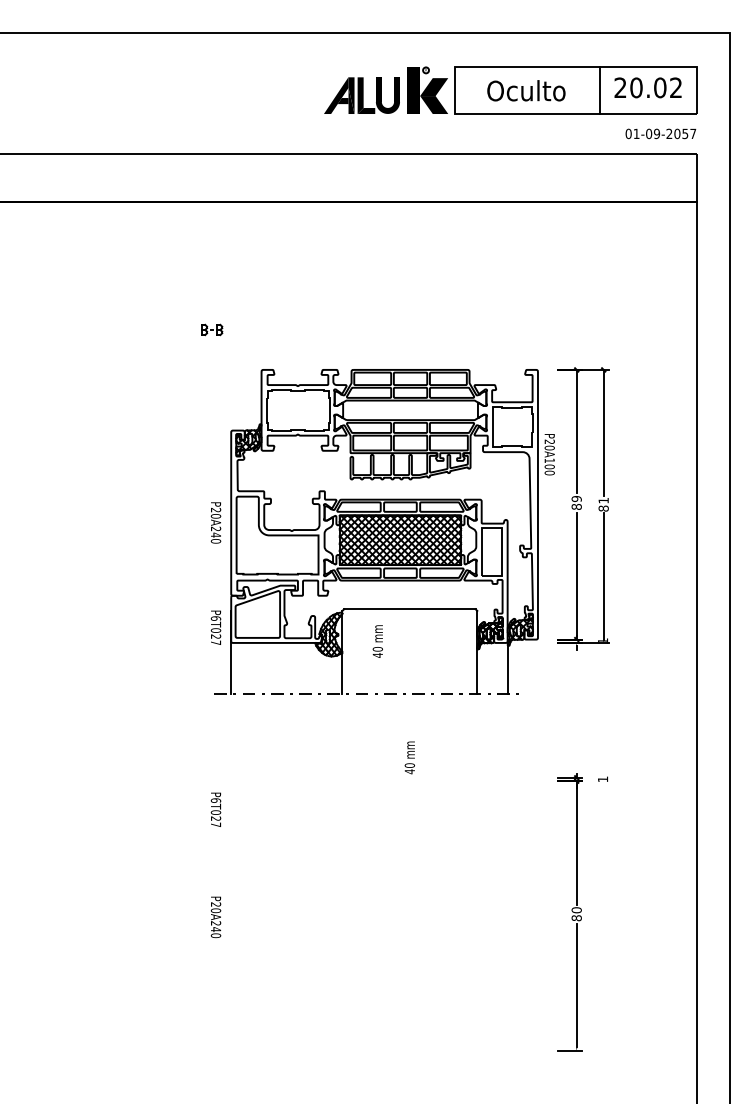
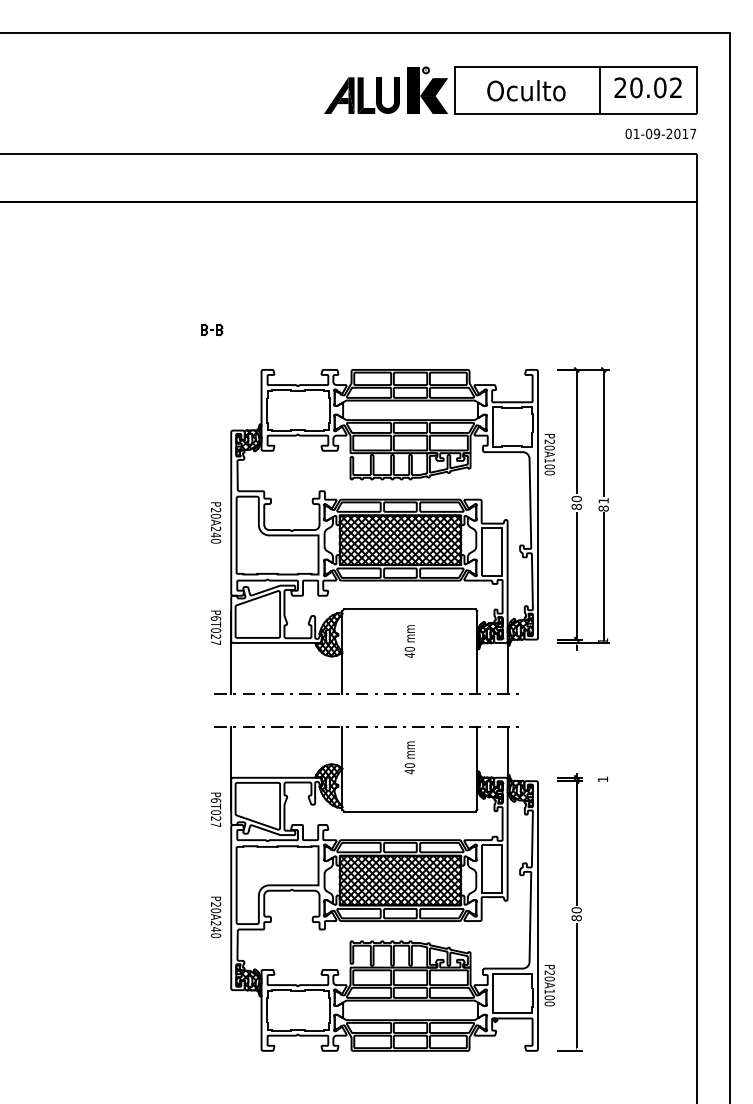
text: 01-09-2057 -> 01-09-2017 (685, 133)
text: 89 -> 80 (576, 499)
text position: (377, 641) -> (409, 641) (409, 641)
part: none -> present (384, 888)
